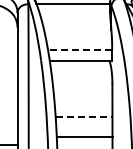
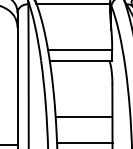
line: dashed -> solid (79, 50)
line: dashed -> solid (84, 116)
line position: (84, 136) -> (84, 142) (84, 142)
